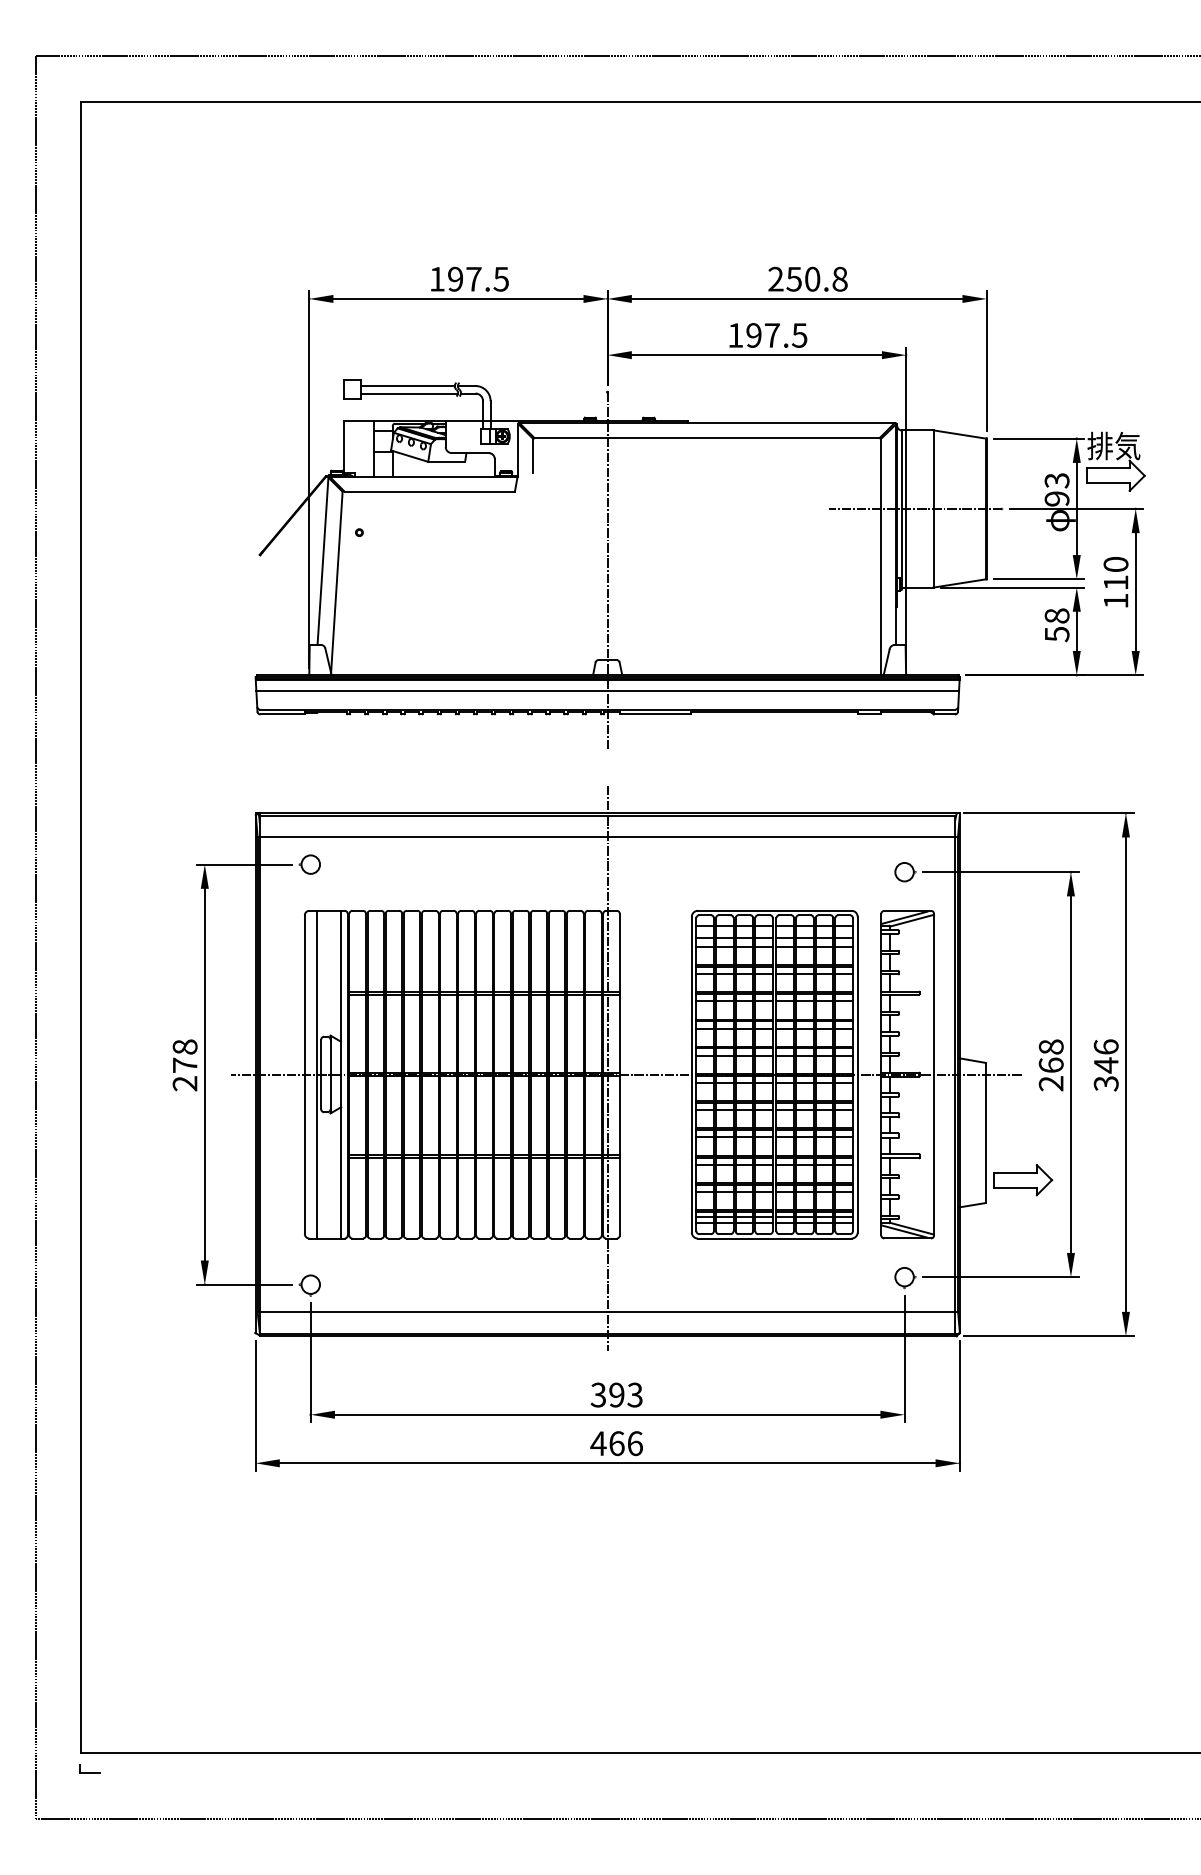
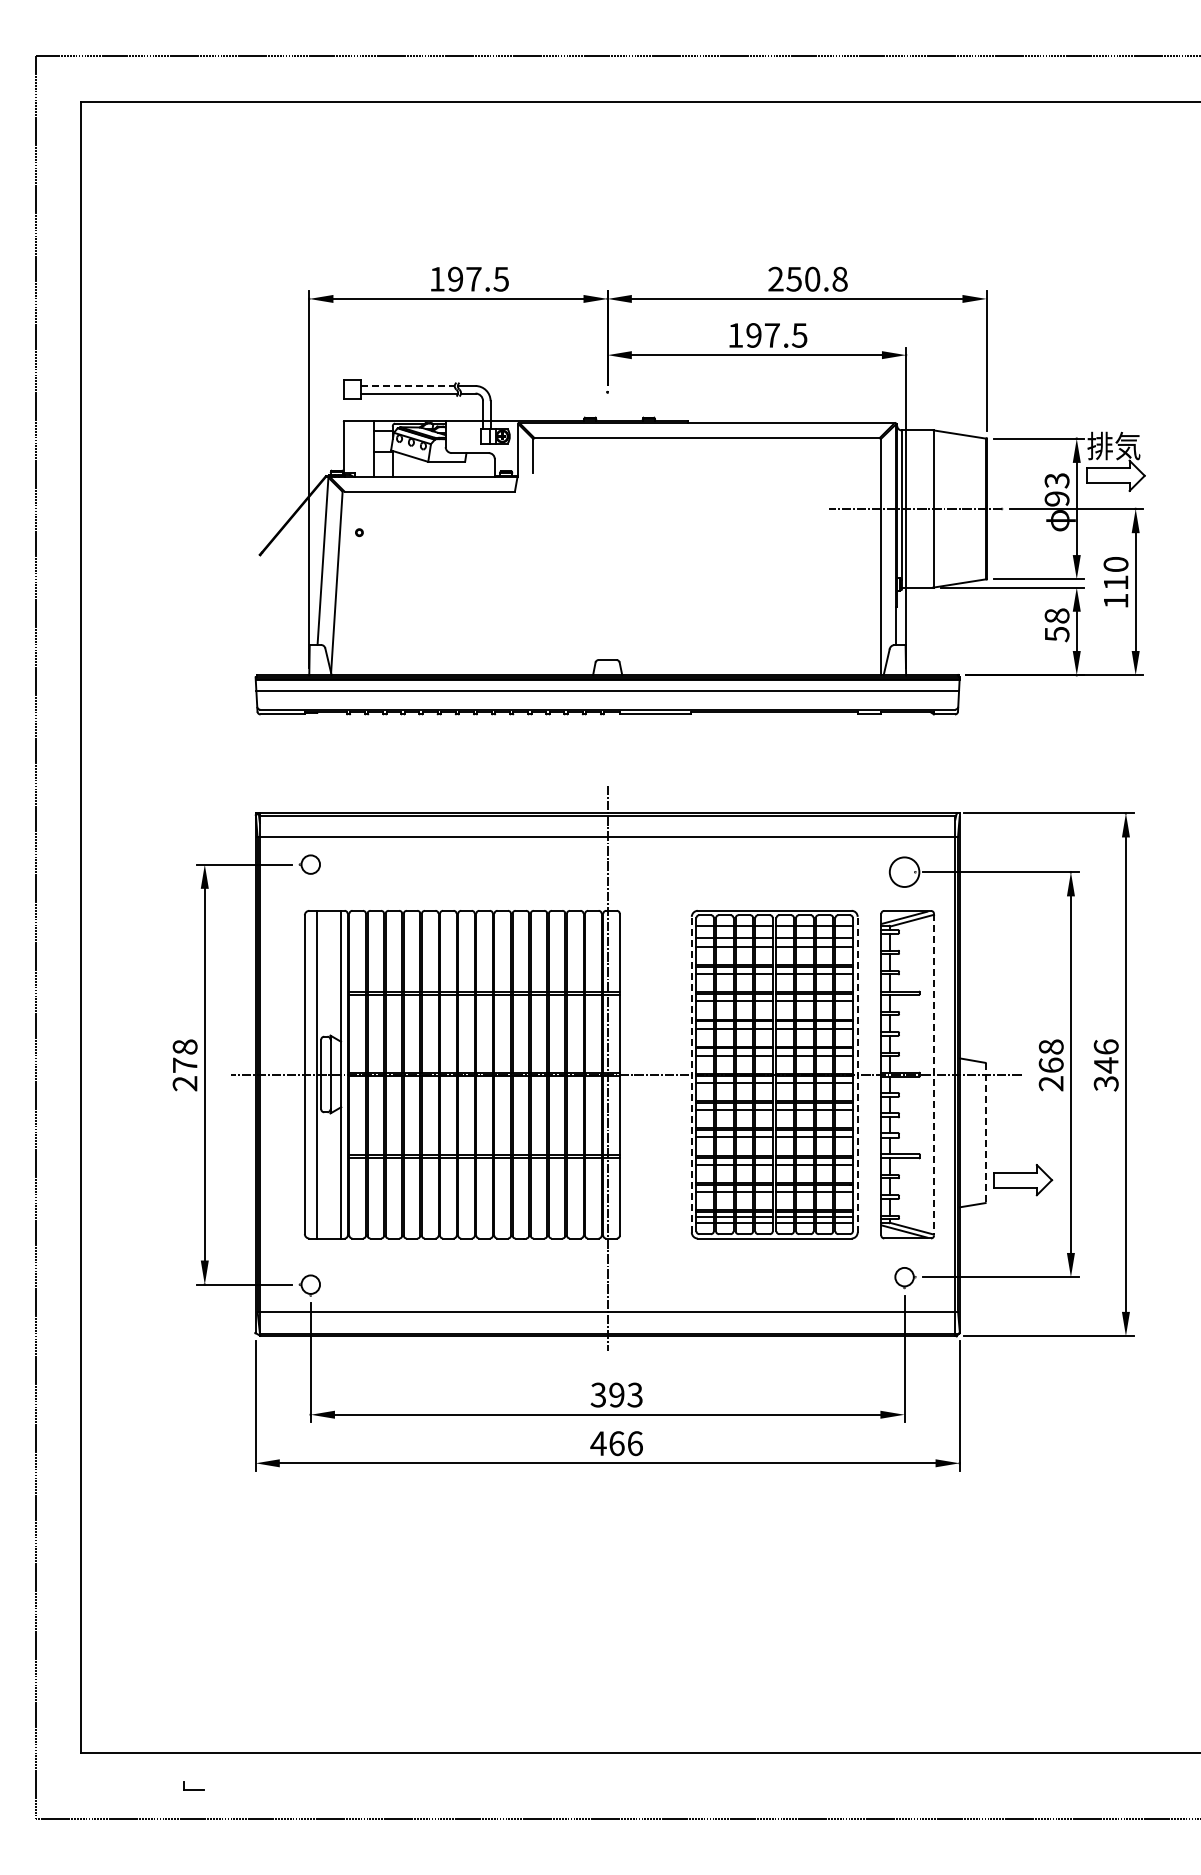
line: solid -> dashed (408, 386)
line: present -> none (607, 570)
circle diameter: 18 px -> 30 px (904, 872)
line: solid -> dashed (691, 1074)
line: solid -> dashed (857, 1074)
line: solid -> dashed (934, 1074)
line: solid -> dashed (985, 1133)
part position: (89, 1768) -> (193, 1785) (193, 1785)
